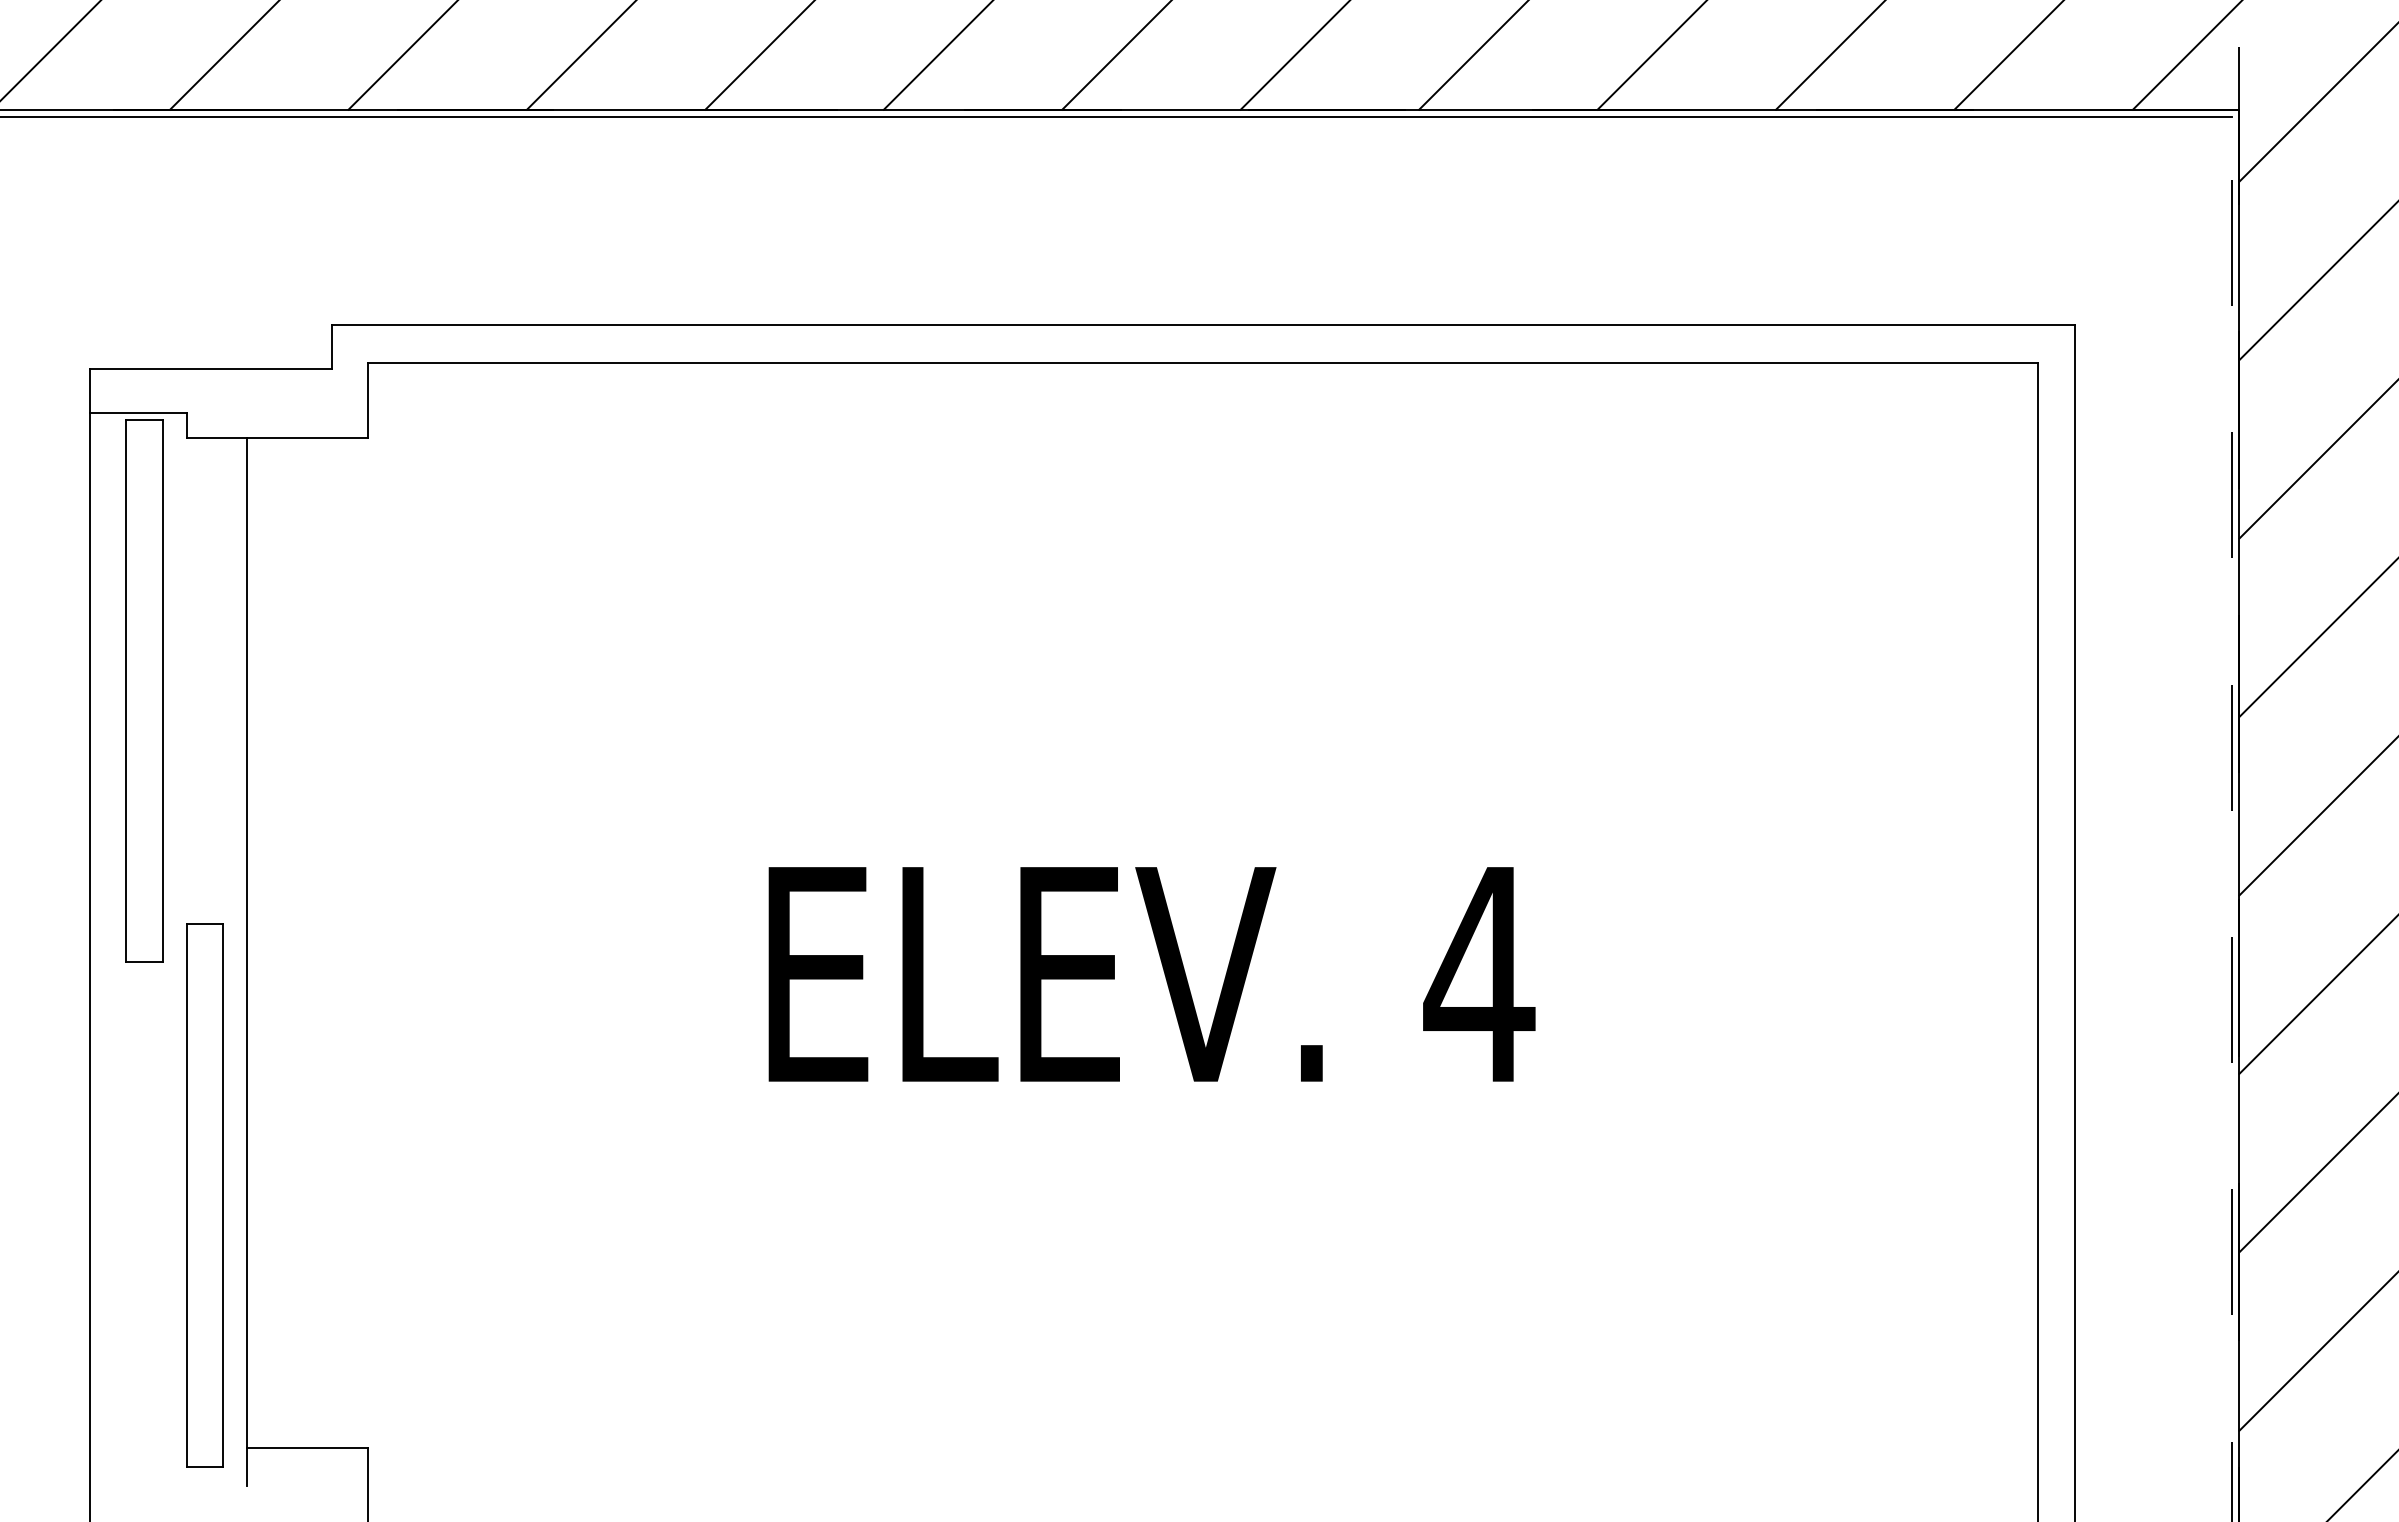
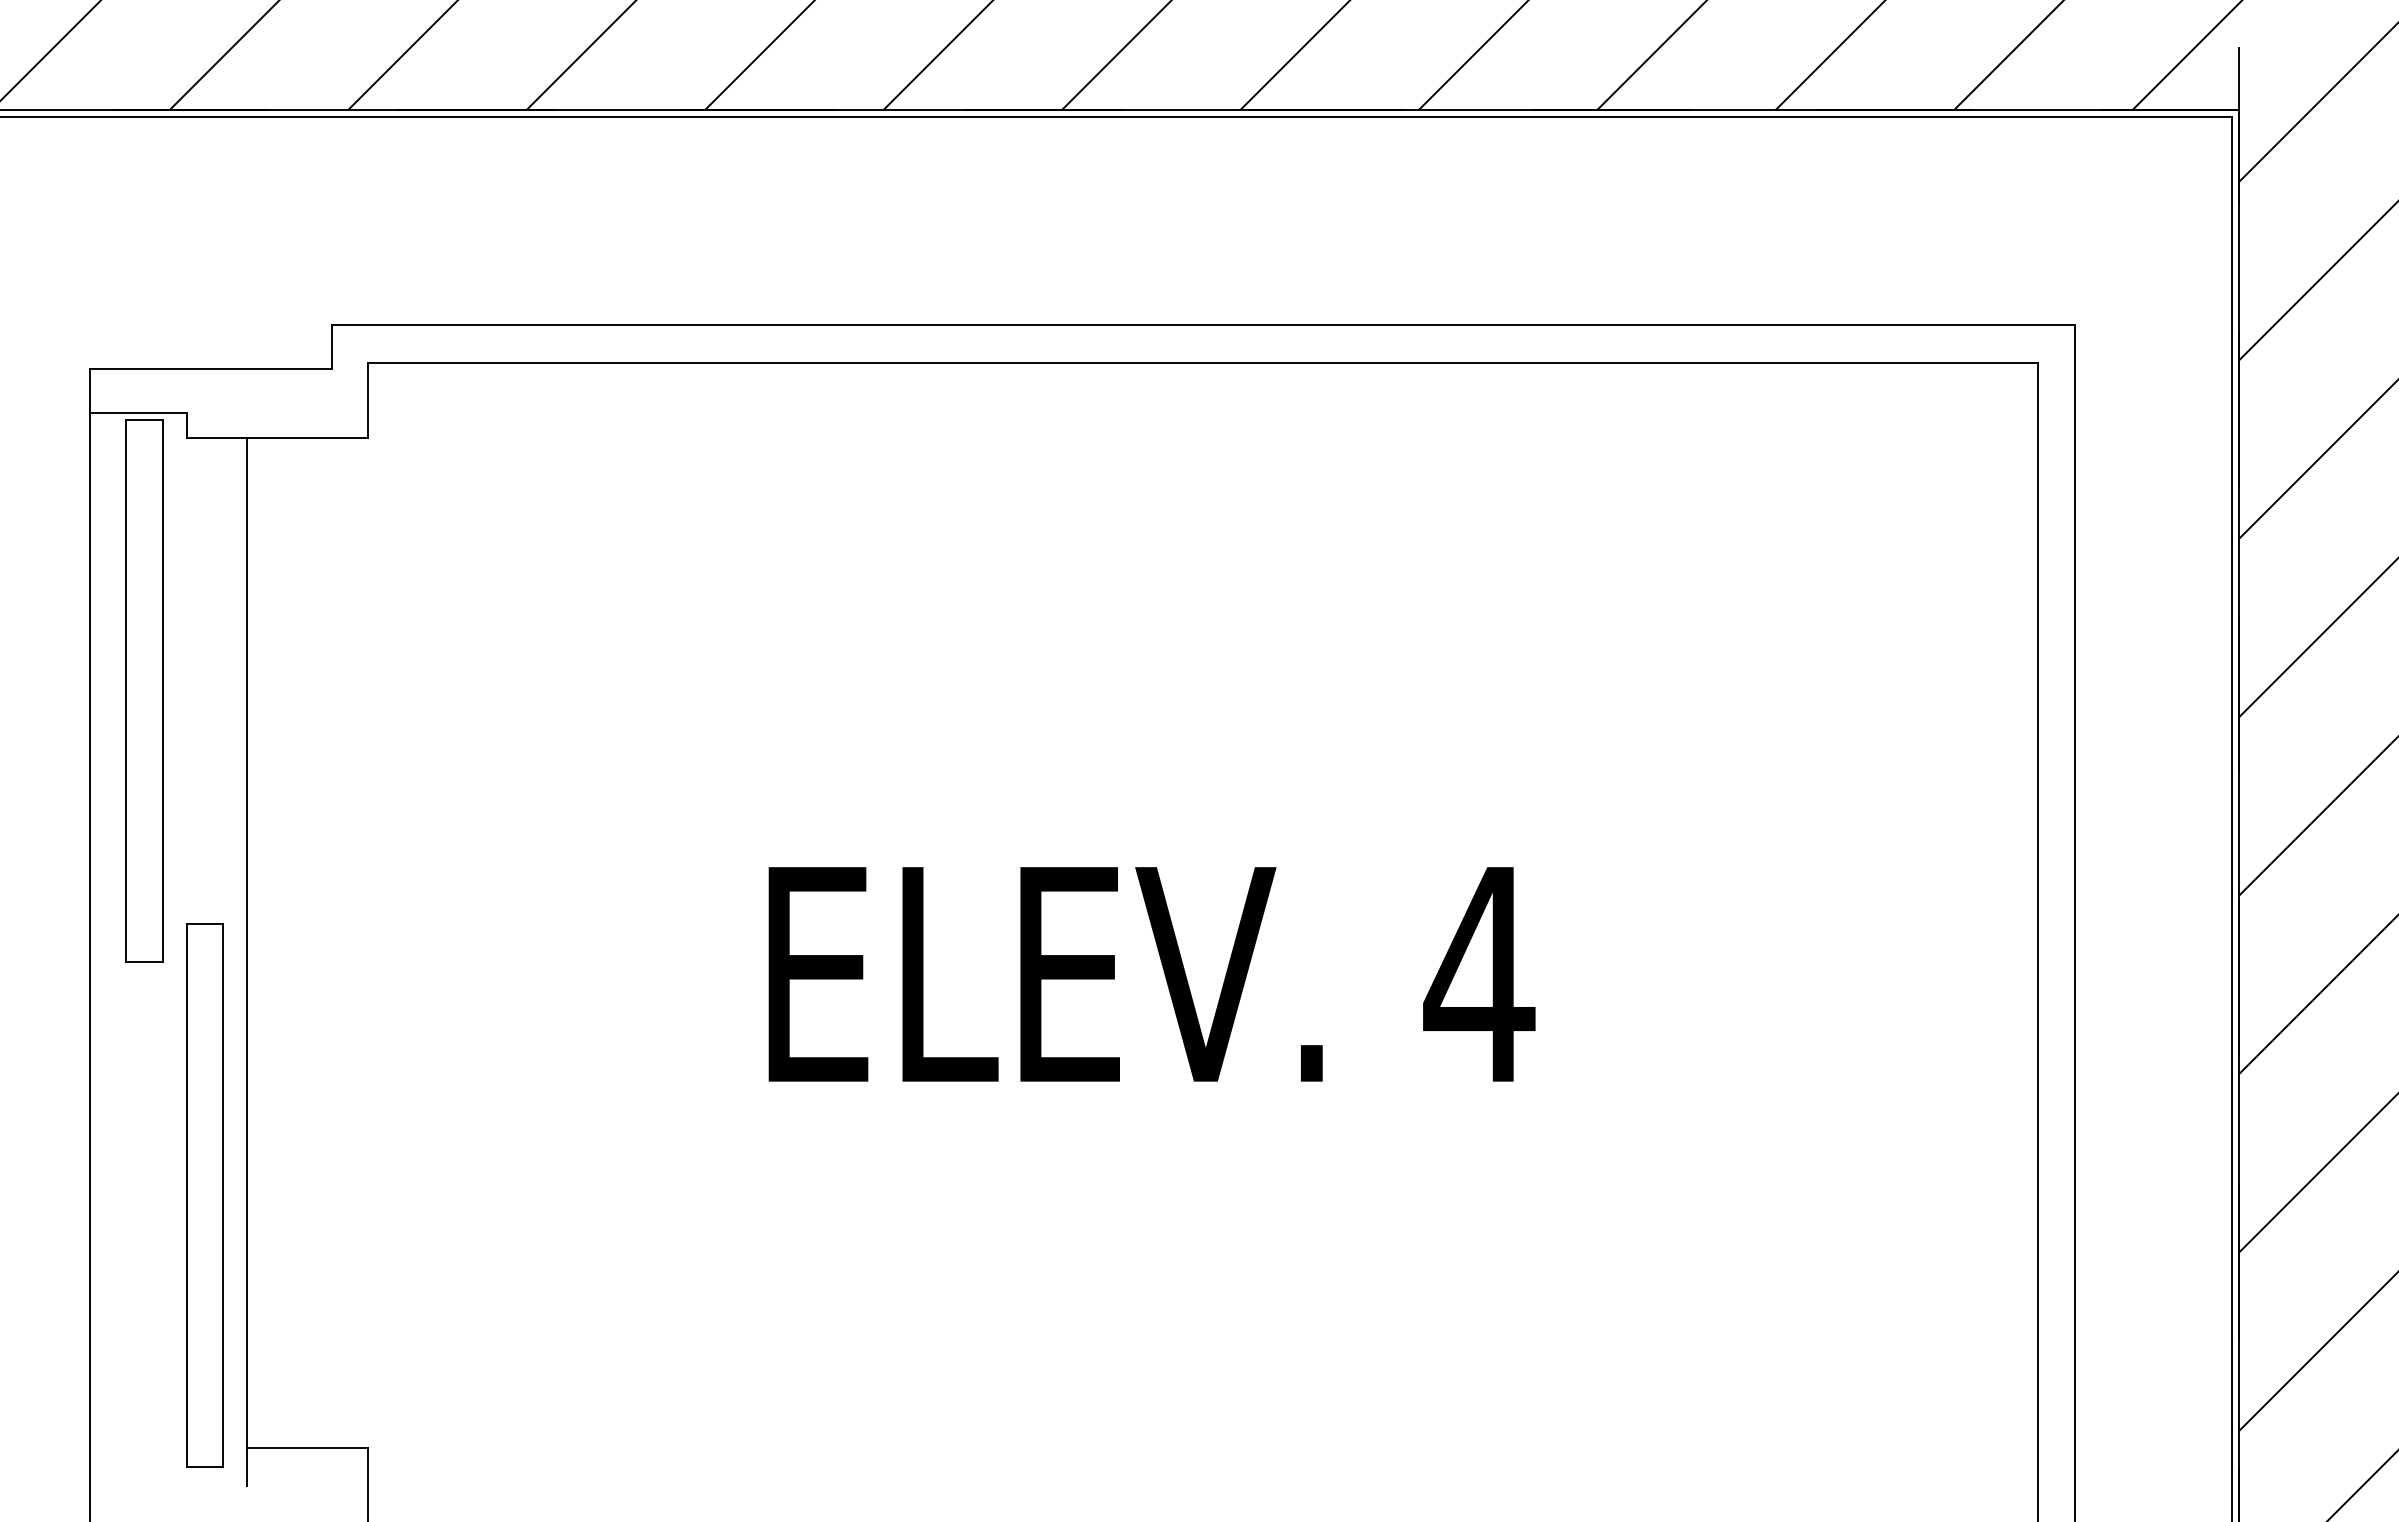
line: dashed -> solid (2232, 818)
